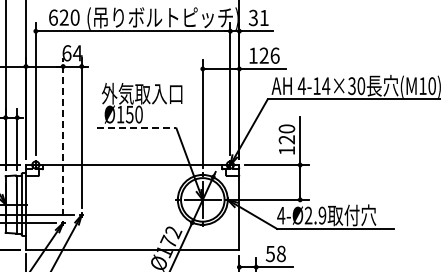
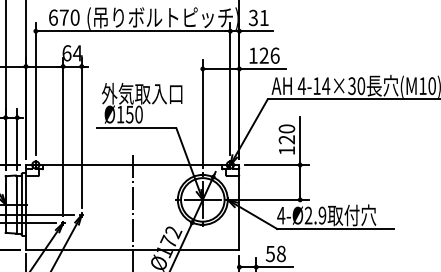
text: 620 -> 670 (63, 17)
line: dashed -> solid (136, 128)
line: dashed -> solid (63, 136)
line: none -> present (132, 211)
